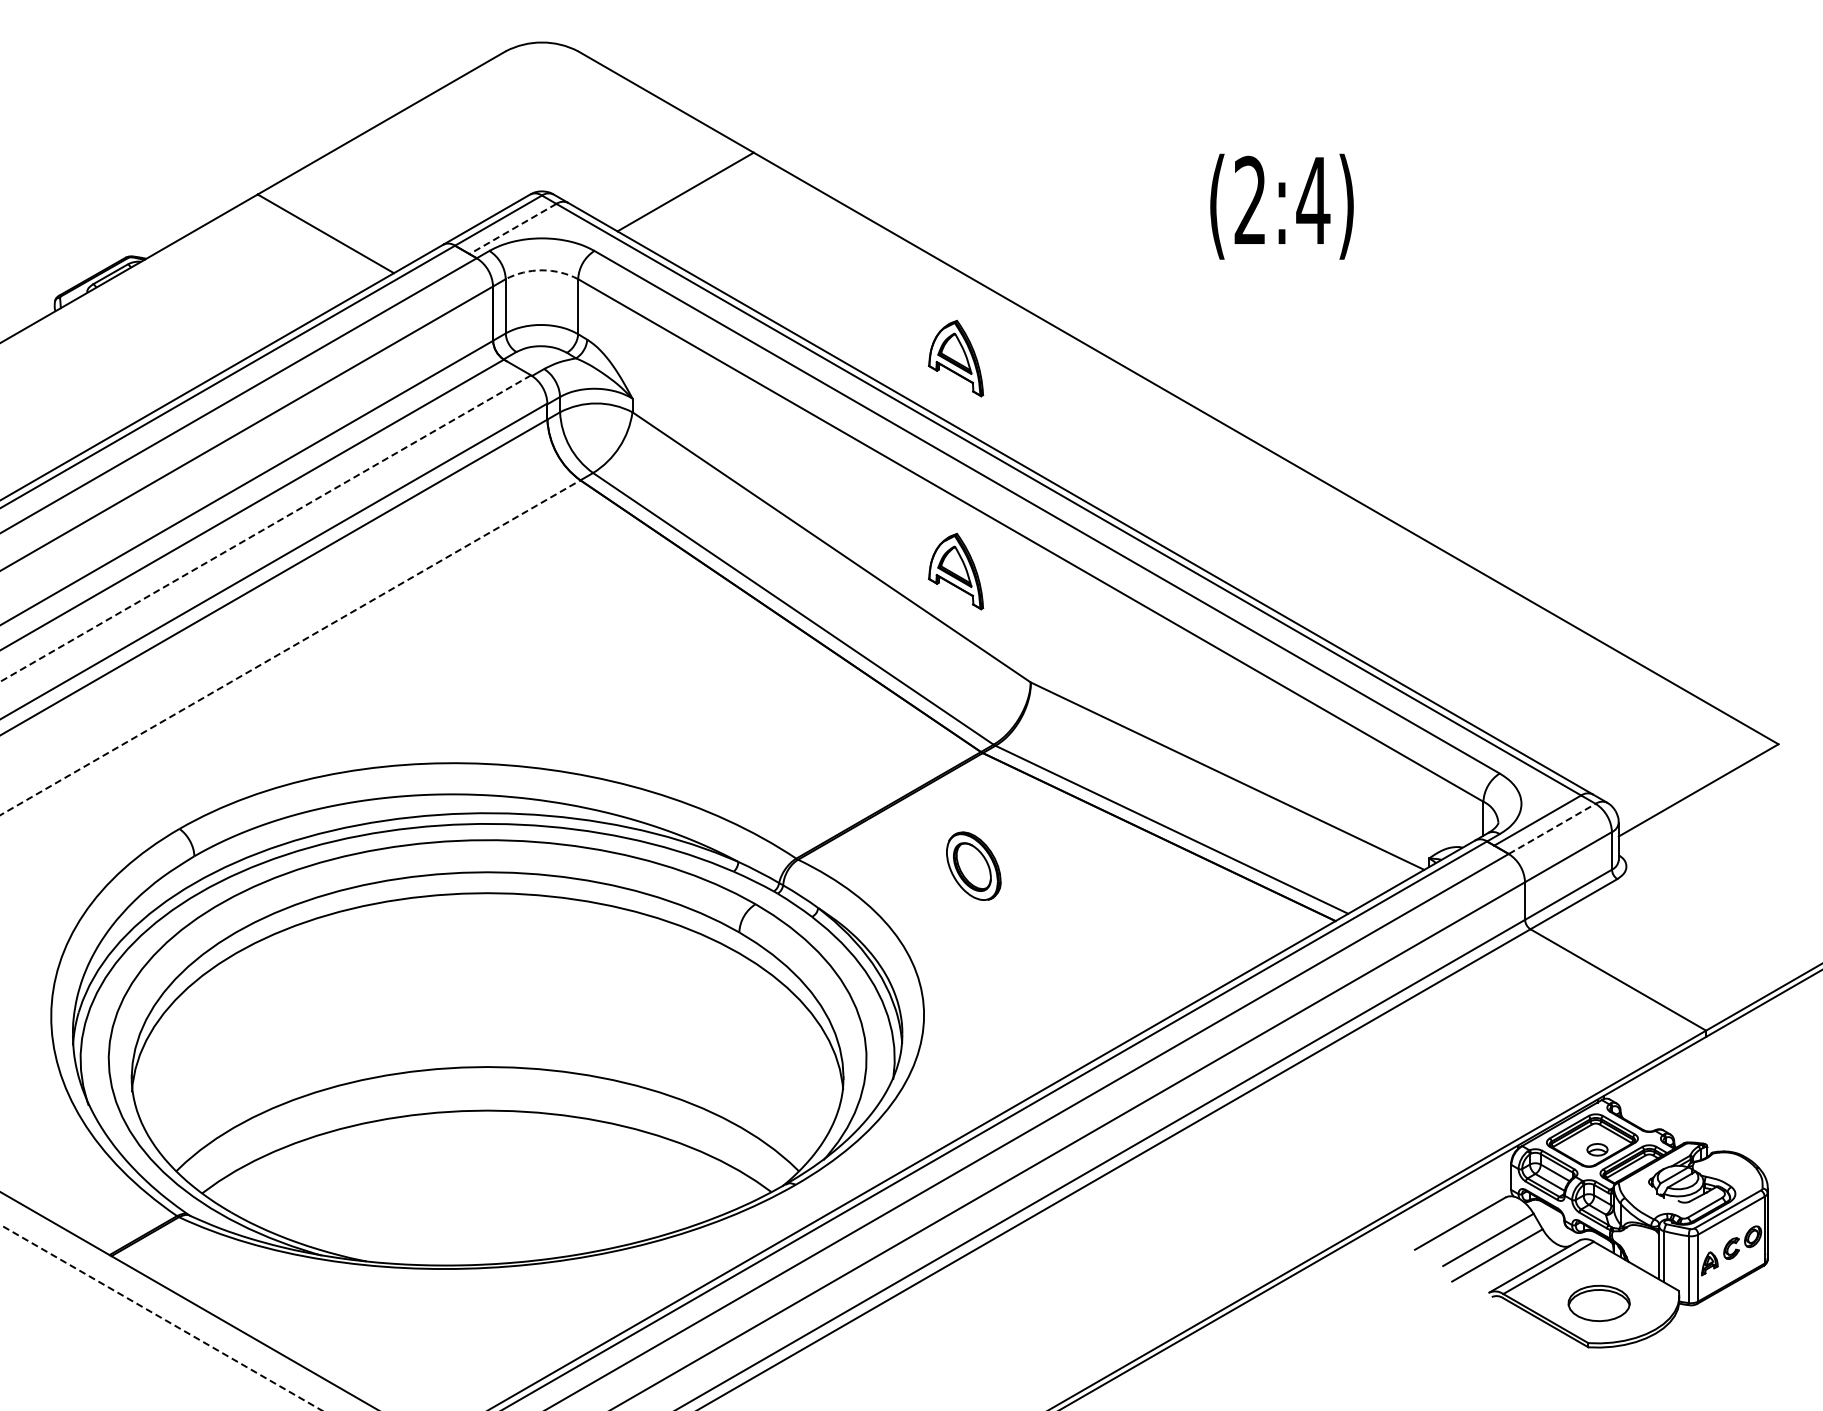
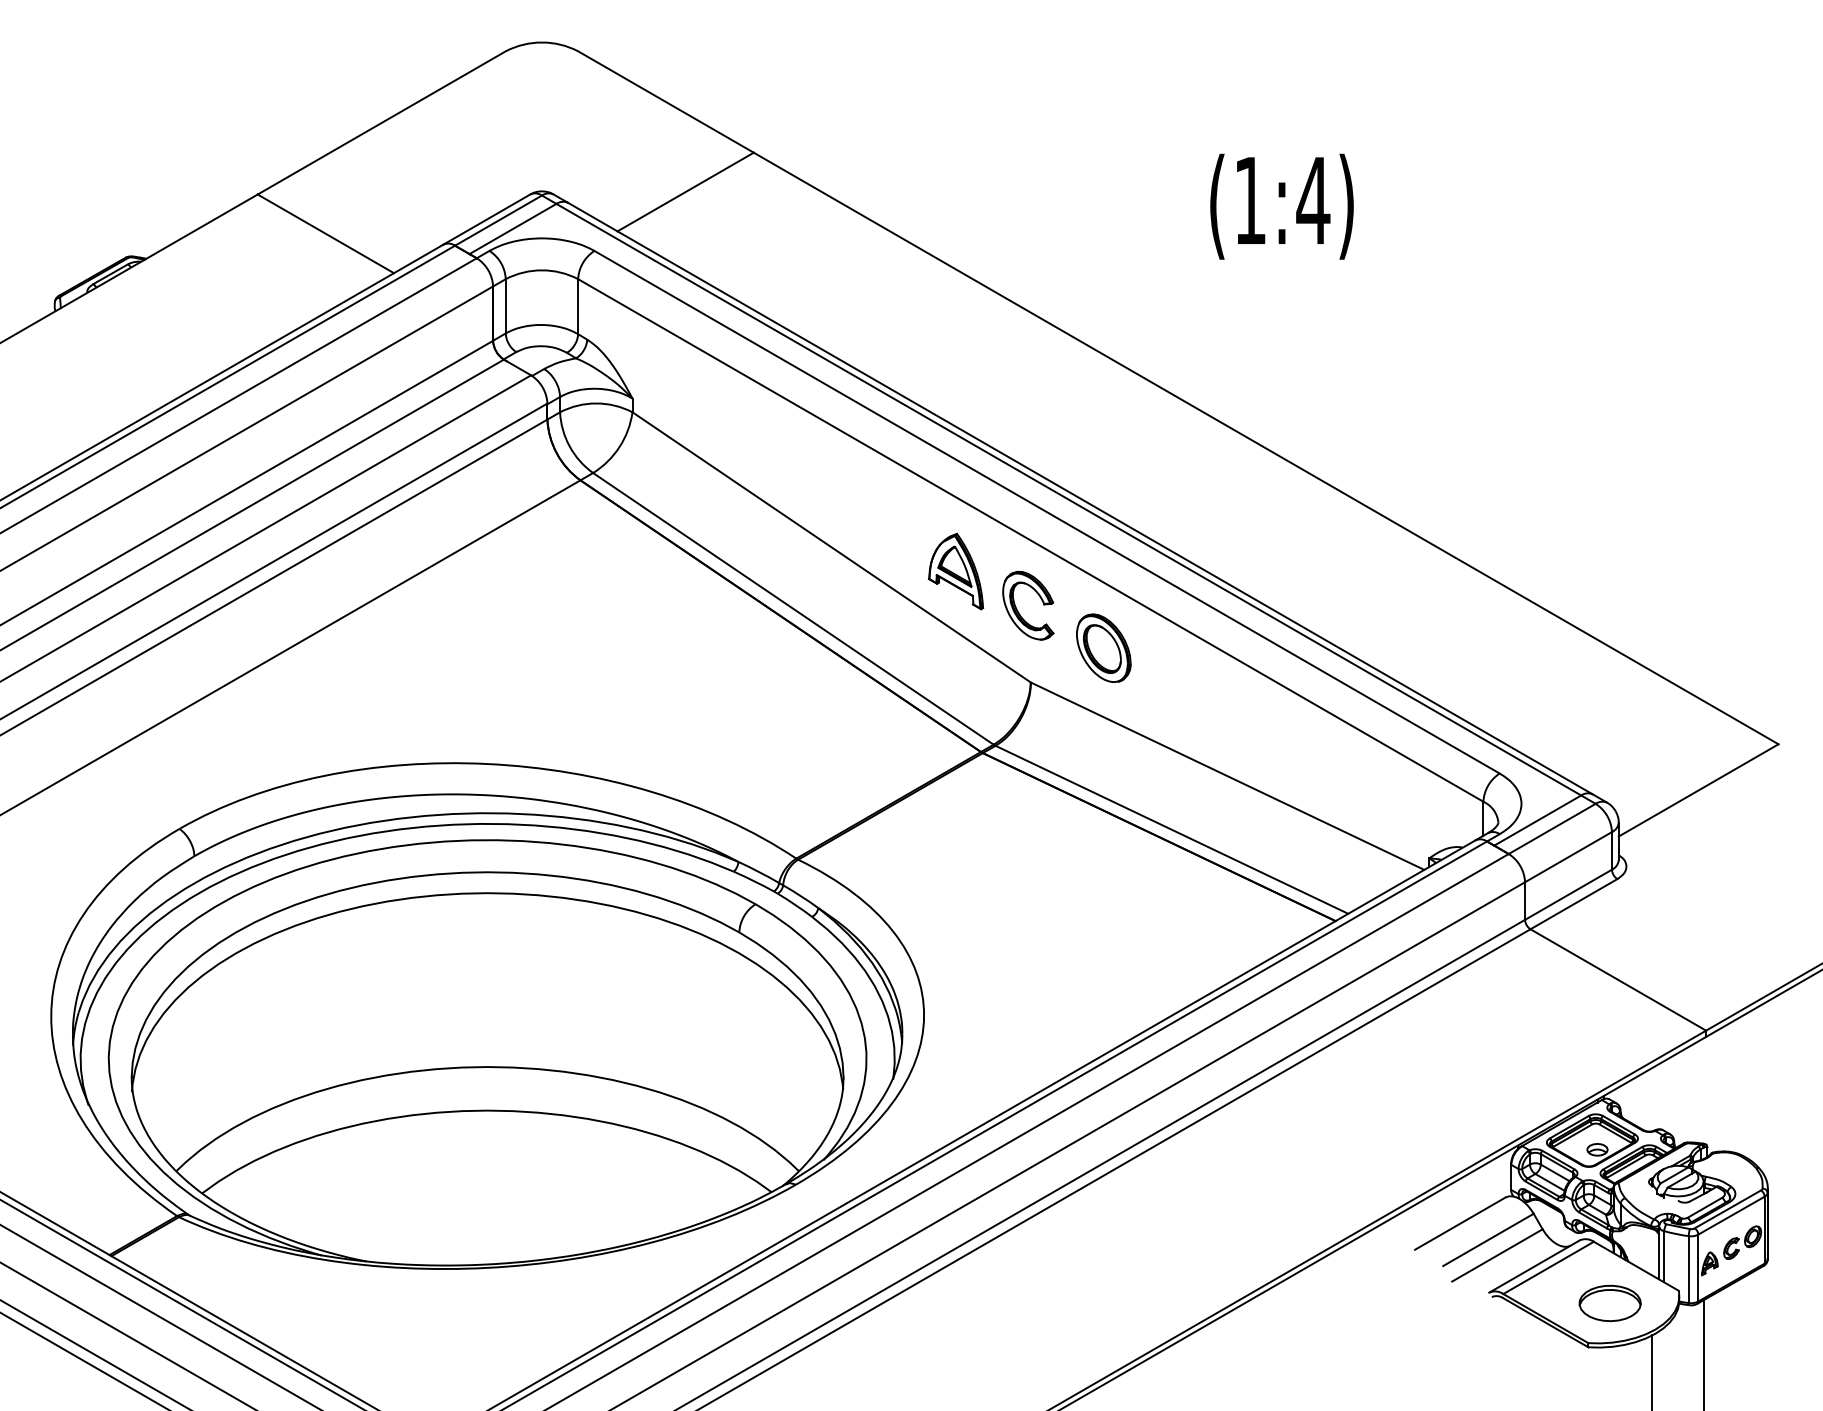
text: (2:4) -> (1:4) (1249, 199)
line: dashed -> solid (512, 229)
arc: dashed -> solid (541, 270)
part: present -> none (955, 358)
line: dashed -> solid (265, 528)
part: none -> present (1017, 608)
line: dashed -> solid (290, 647)
line: dashed -> solid (1552, 828)
part position: (973, 865) -> (1103, 647) (1103, 647)
part position: (1598, 1302) -> (1609, 1302) (1609, 1302)
line: none -> present (181, 1303)
line: dashed -> solid (160, 1317)
line: none -> present (126, 1335)
line: none -> present (1703, 1353)
line: none -> present (94, 1354)
line: none -> present (83, 1360)
line: none -> present (1652, 1371)
